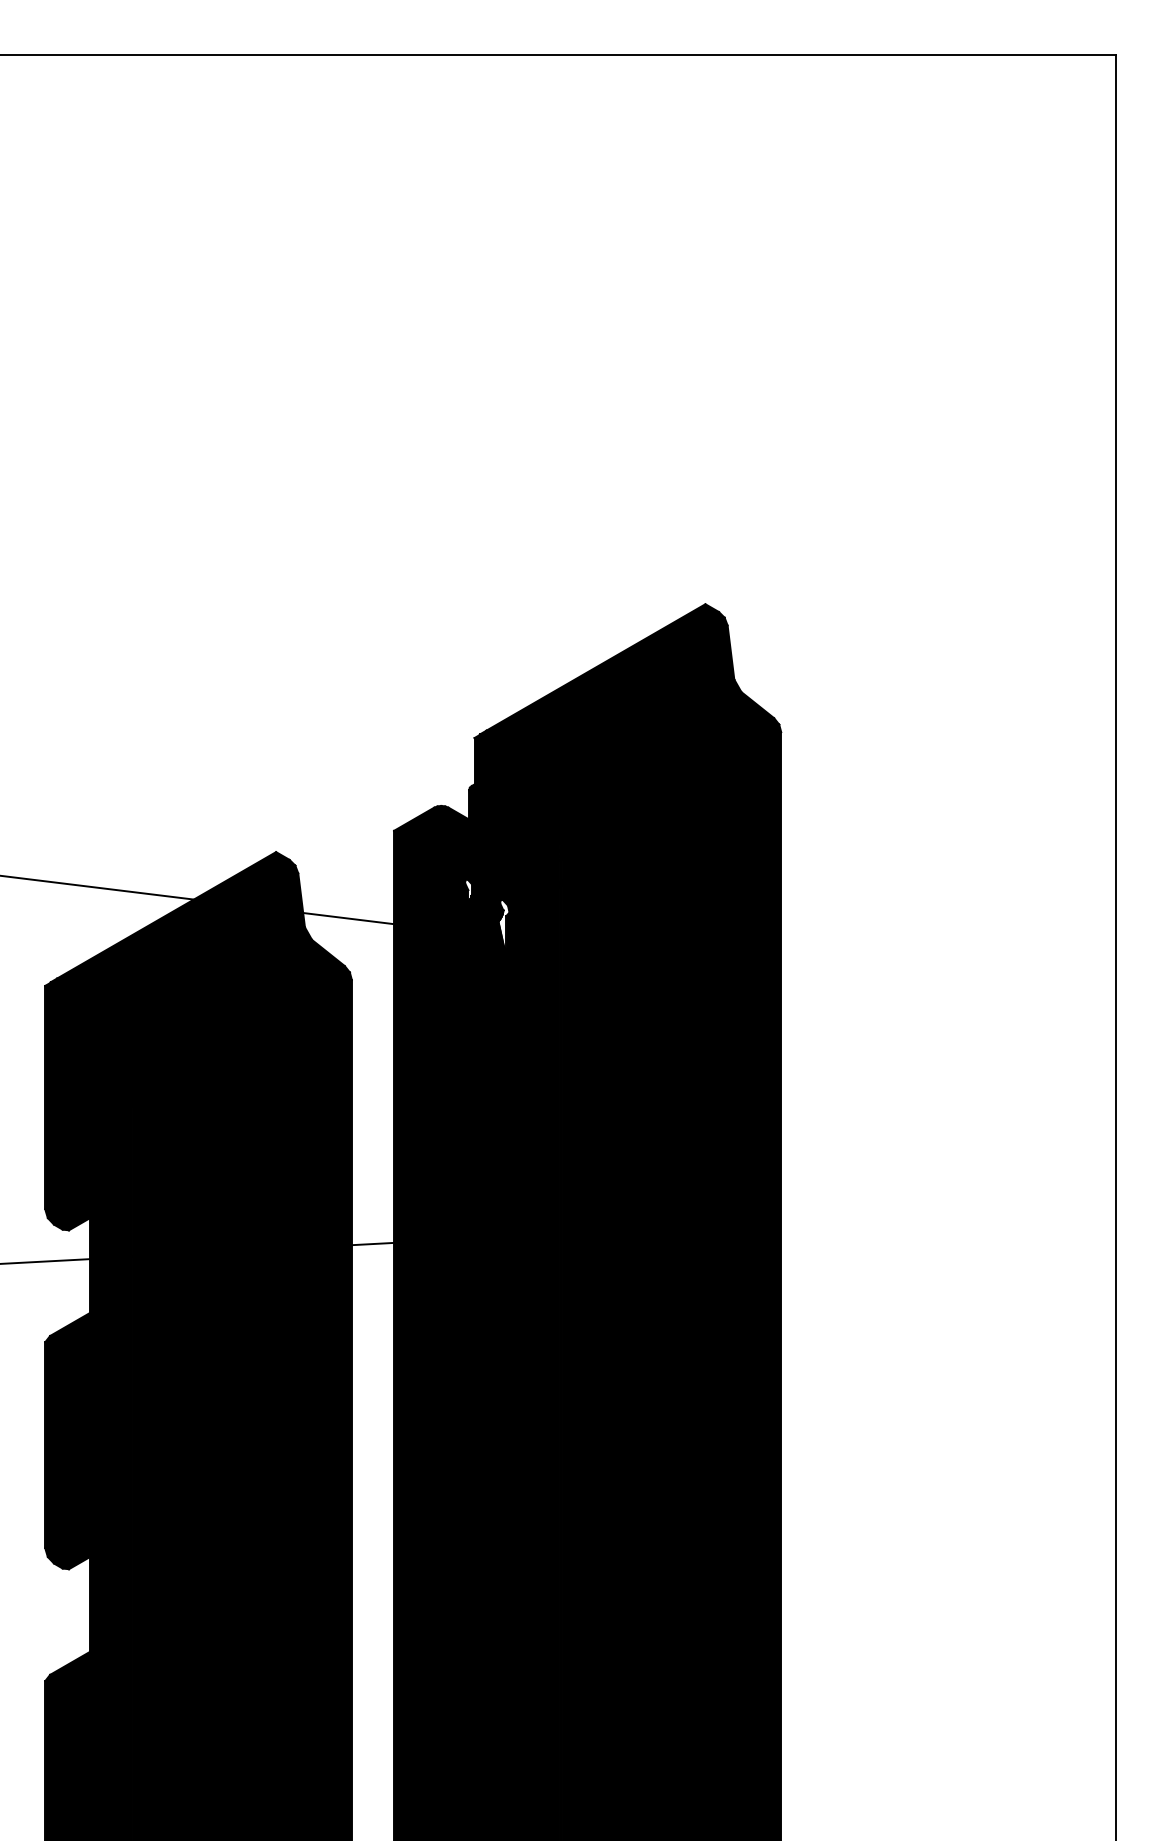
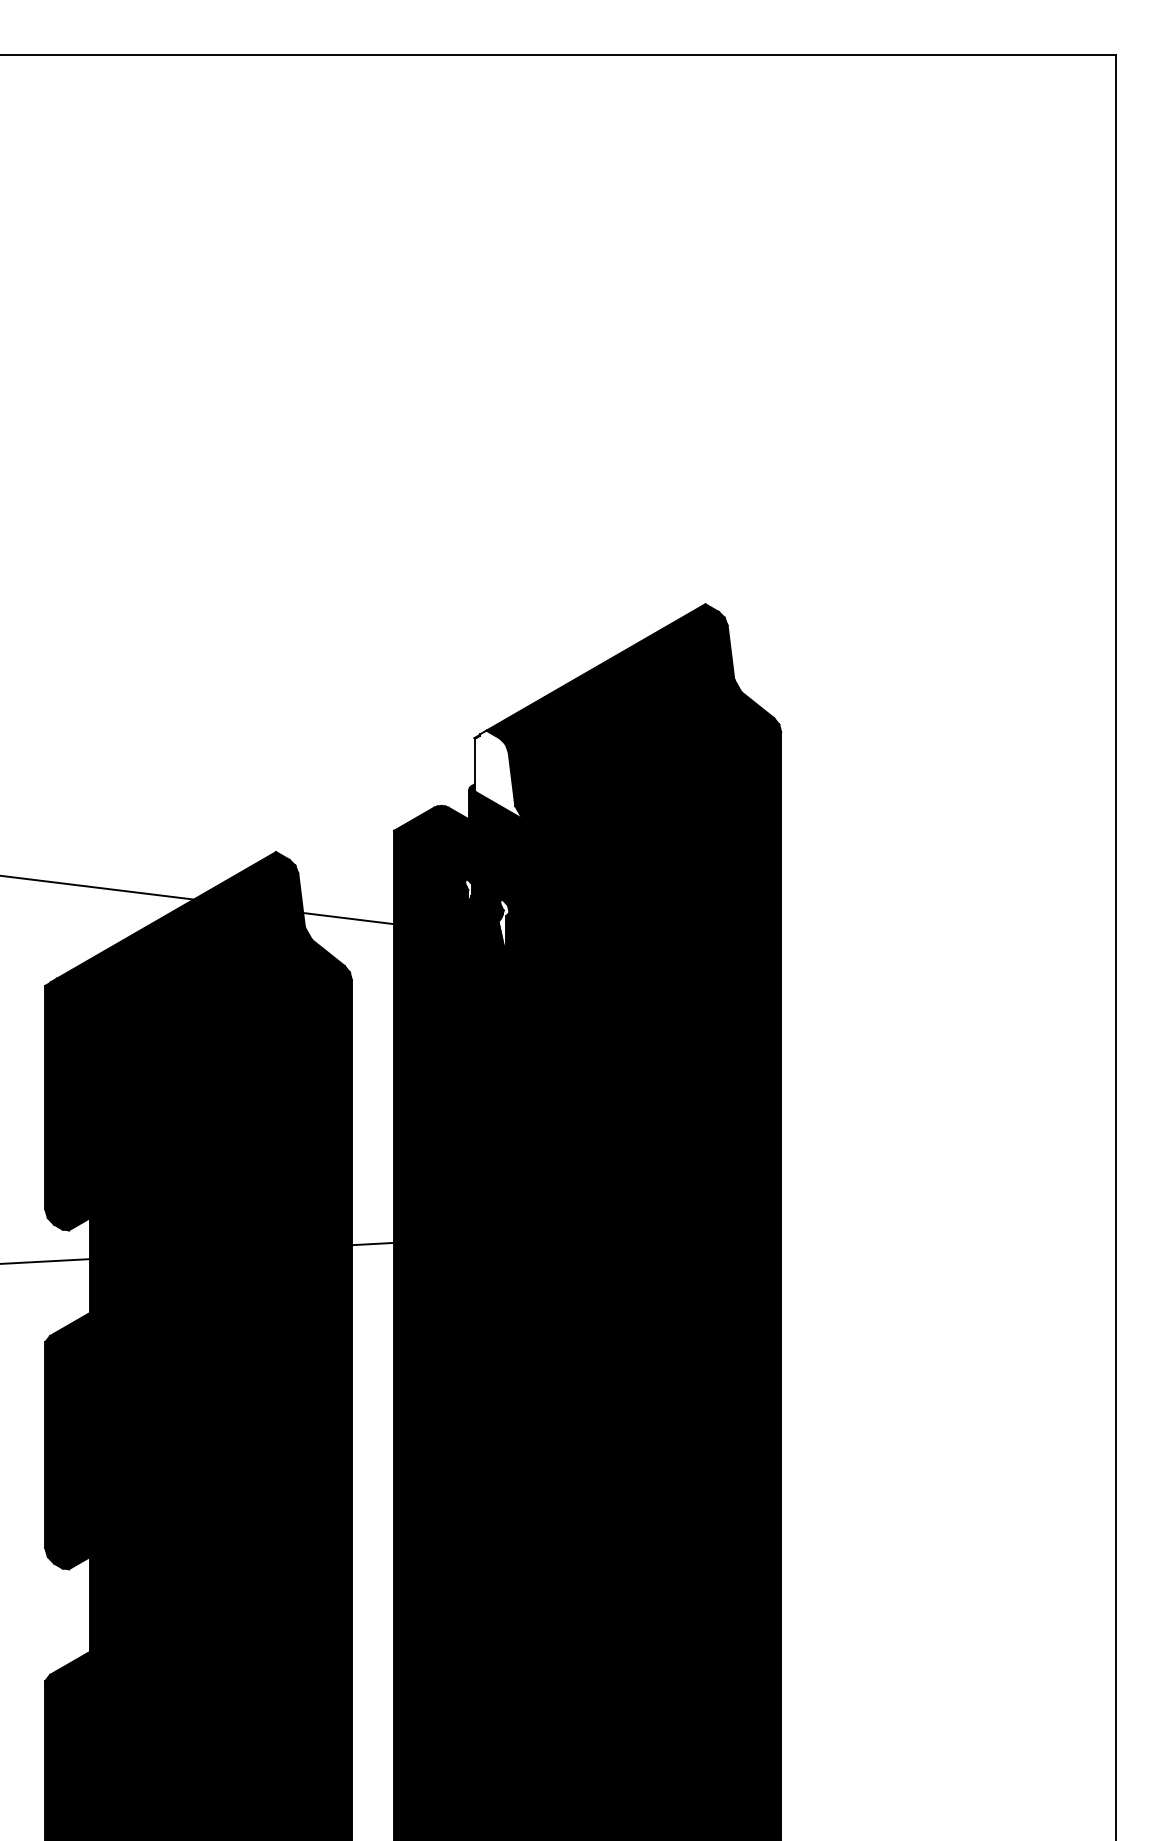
fill: present -> none (498, 774)
